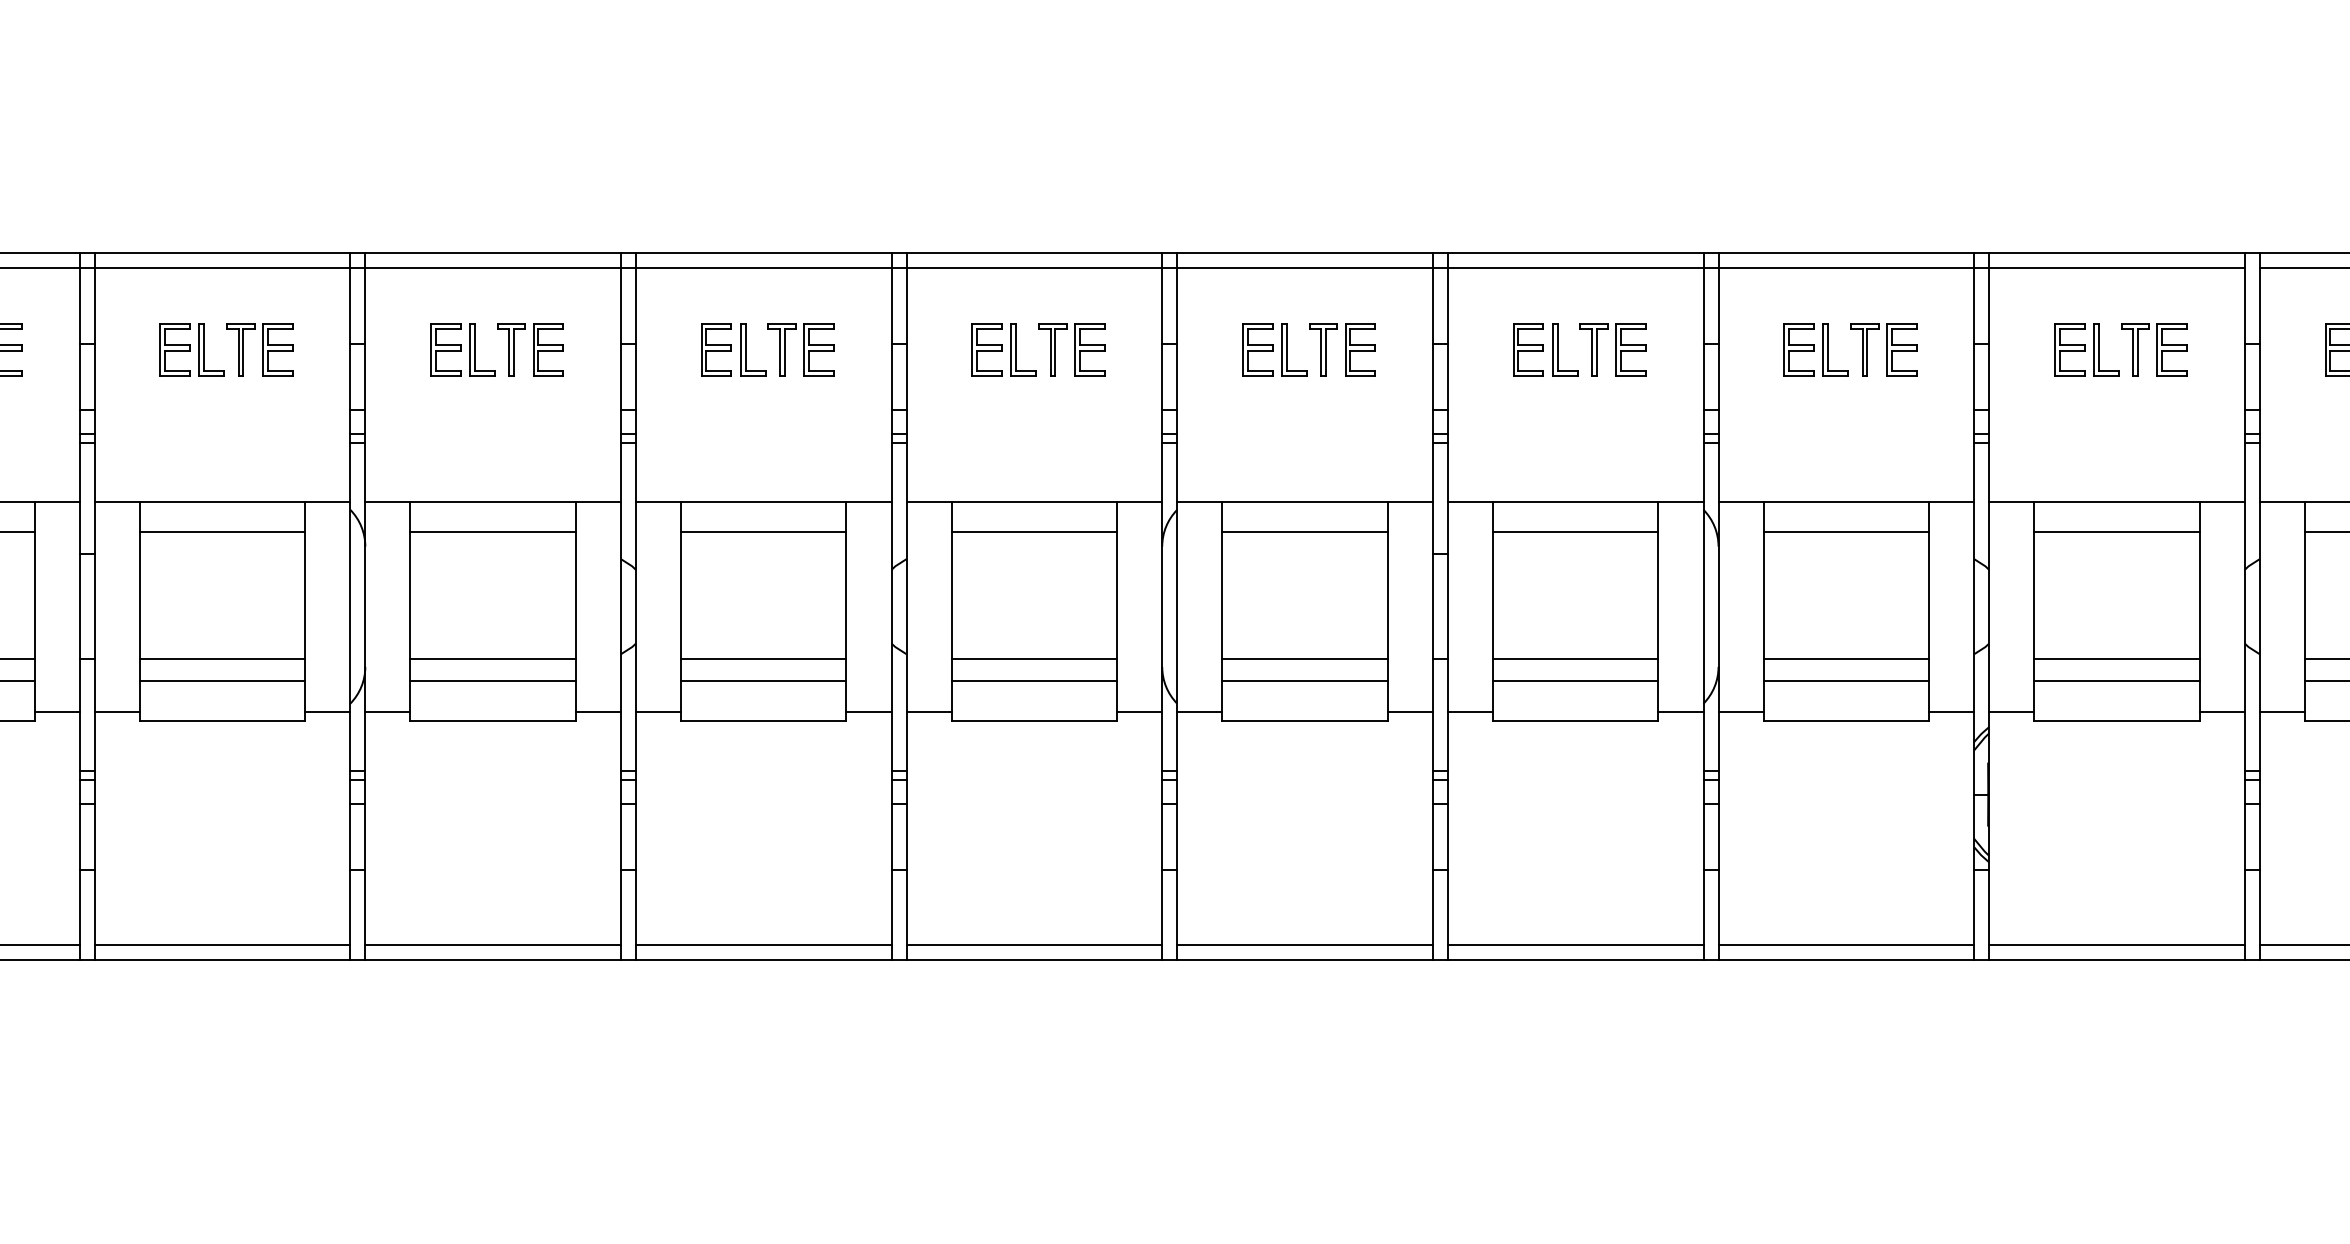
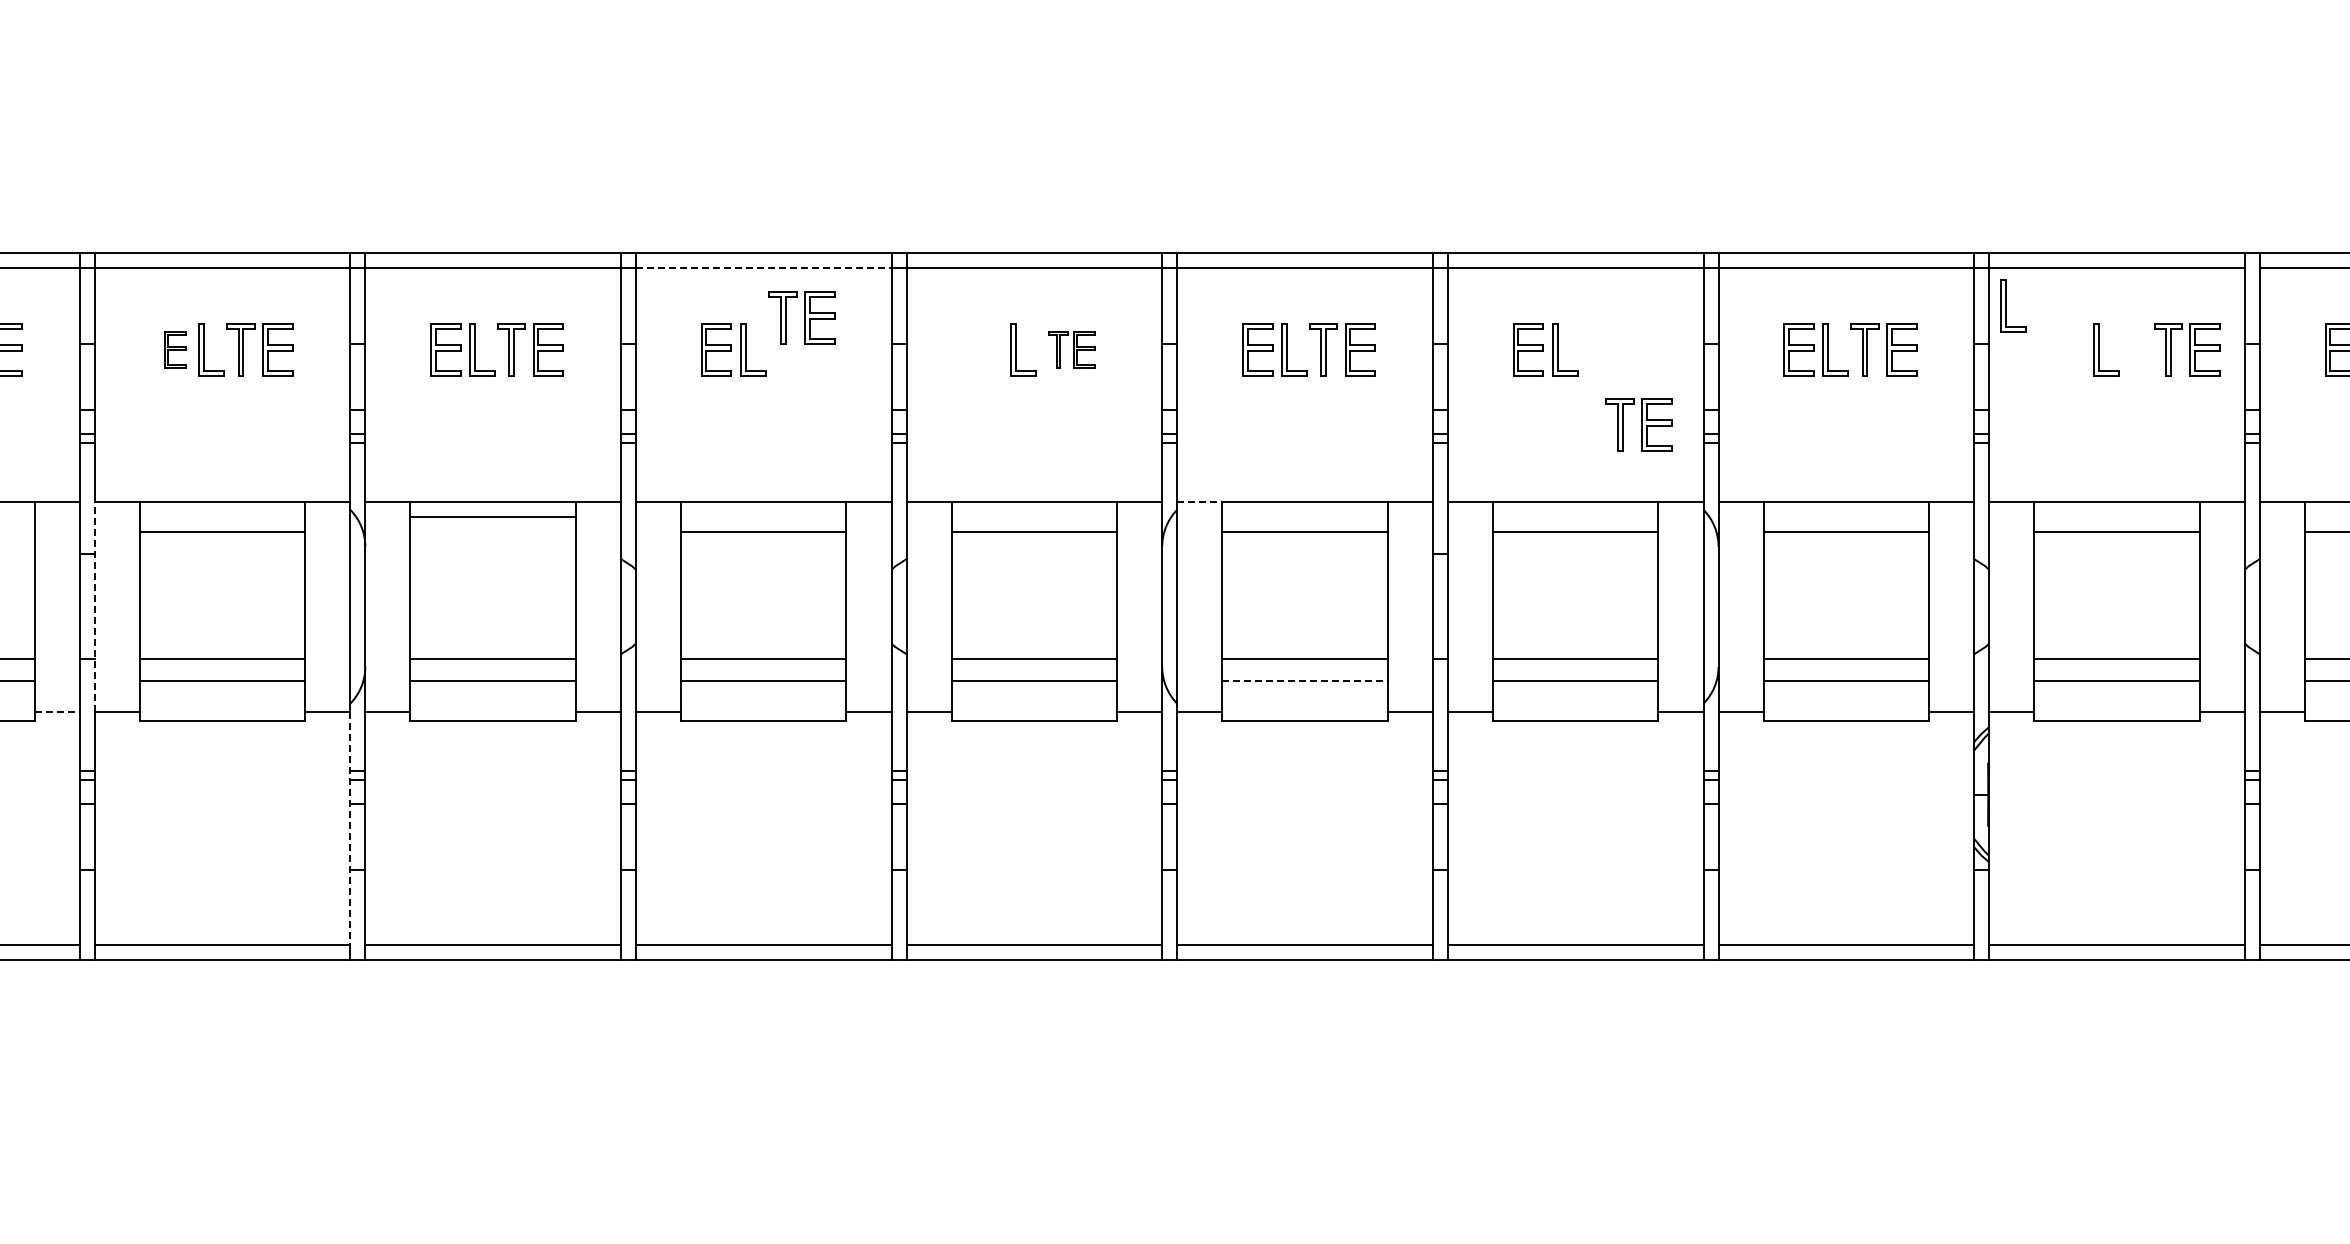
line: solid -> dashed (763, 268)
part: none -> present (2006, 305)
part size: 32x54 px -> 23x38 px (175, 349)
part position: (800, 349) -> (801, 317) (801, 317)
part: present -> none (986, 349)
part size: 68x54 px -> 48x38 px (1071, 349)
part position: (1612, 349) -> (1638, 424) (1638, 424)
part: present -> none (2069, 349)
part position: (2154, 349) -> (2187, 349) (2187, 349)
line: solid -> dashed (1199, 501)
line: present -> none (18, 531)
line position: (492, 531) -> (492, 516) (492, 516)
line: solid -> dashed (94, 606)
line: solid -> dashed (1305, 681)
line: solid -> dashed (57, 712)
line: solid -> dashed (350, 828)
